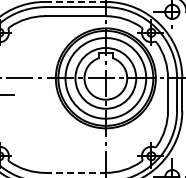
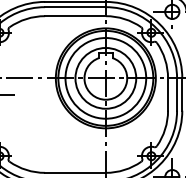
line: dashed -> solid (75, 1)
line: dashed -> solid (75, 172)
